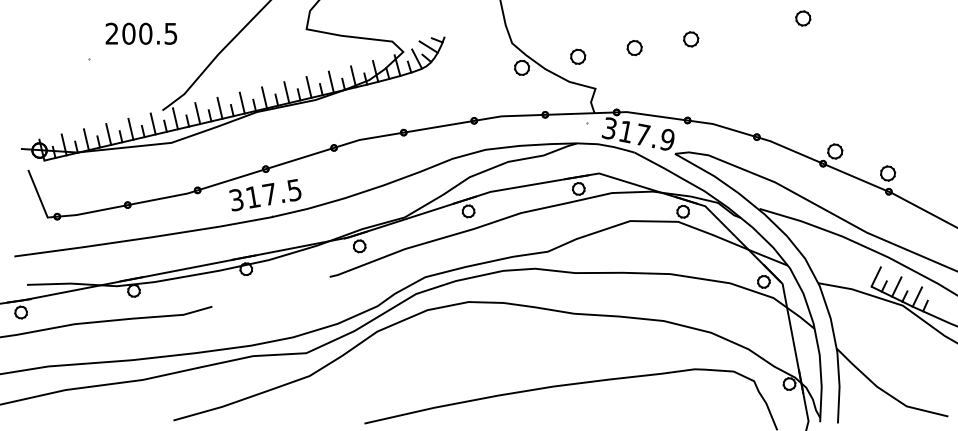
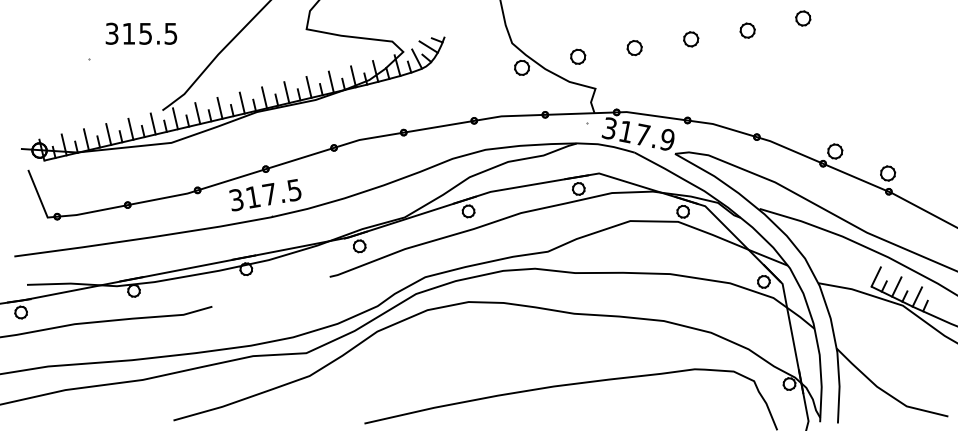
part: none -> present (747, 30)
text: 200.5 -> 315.5 (128, 33)
